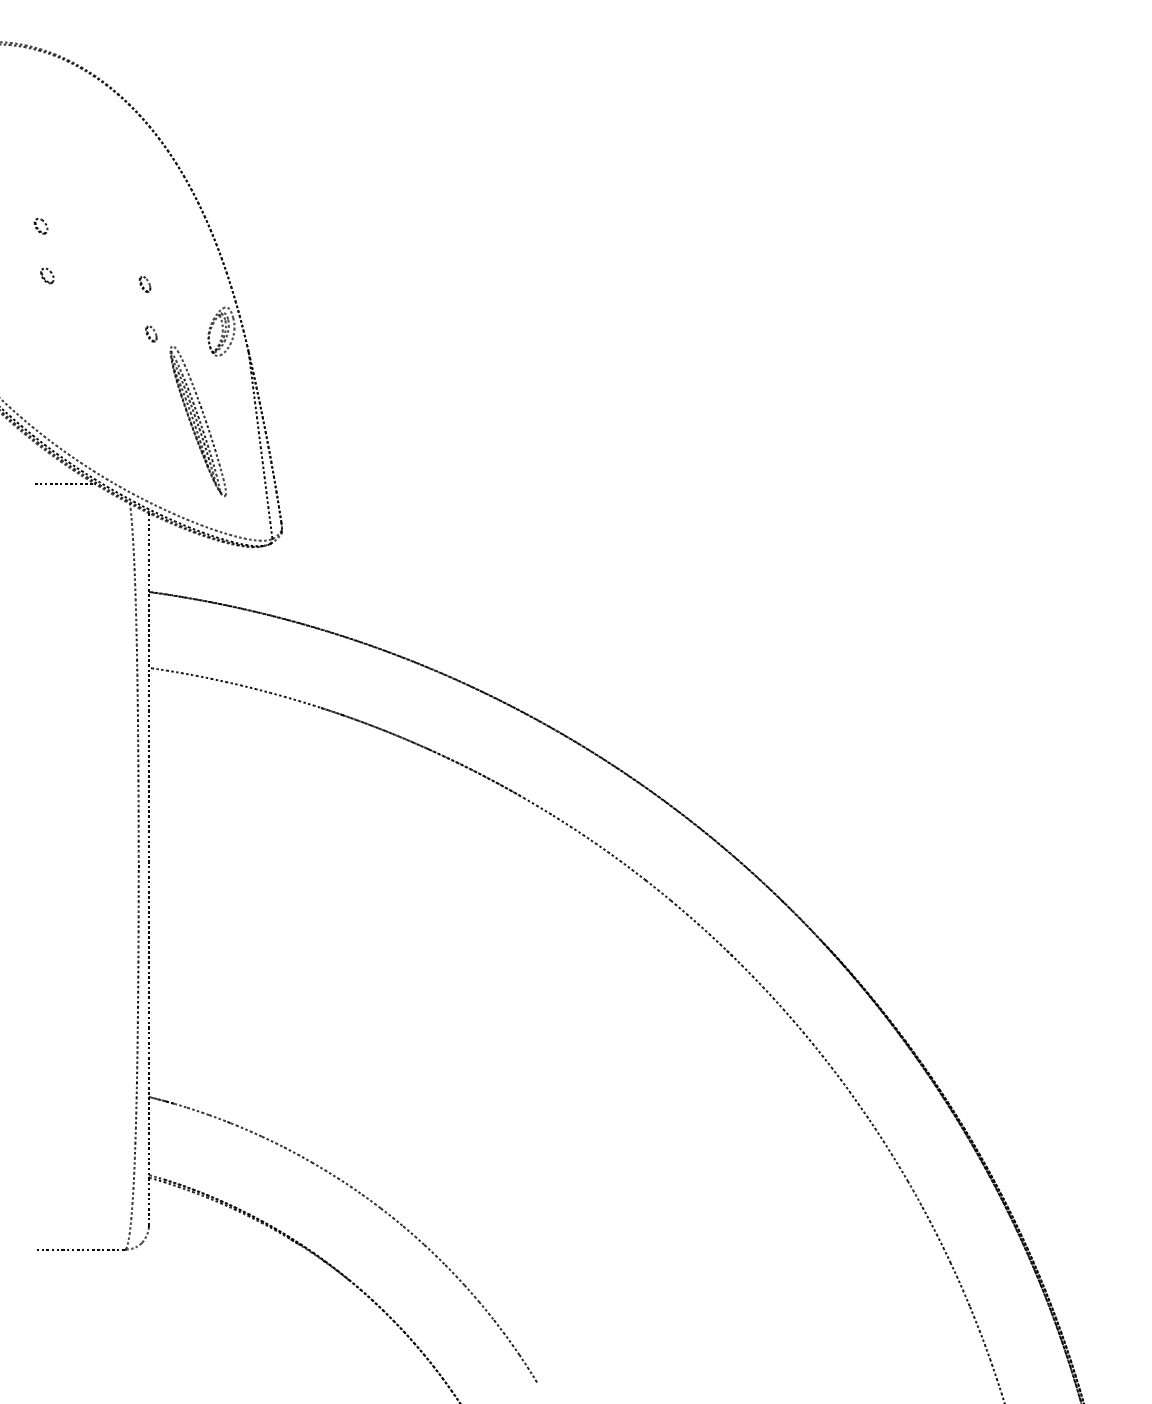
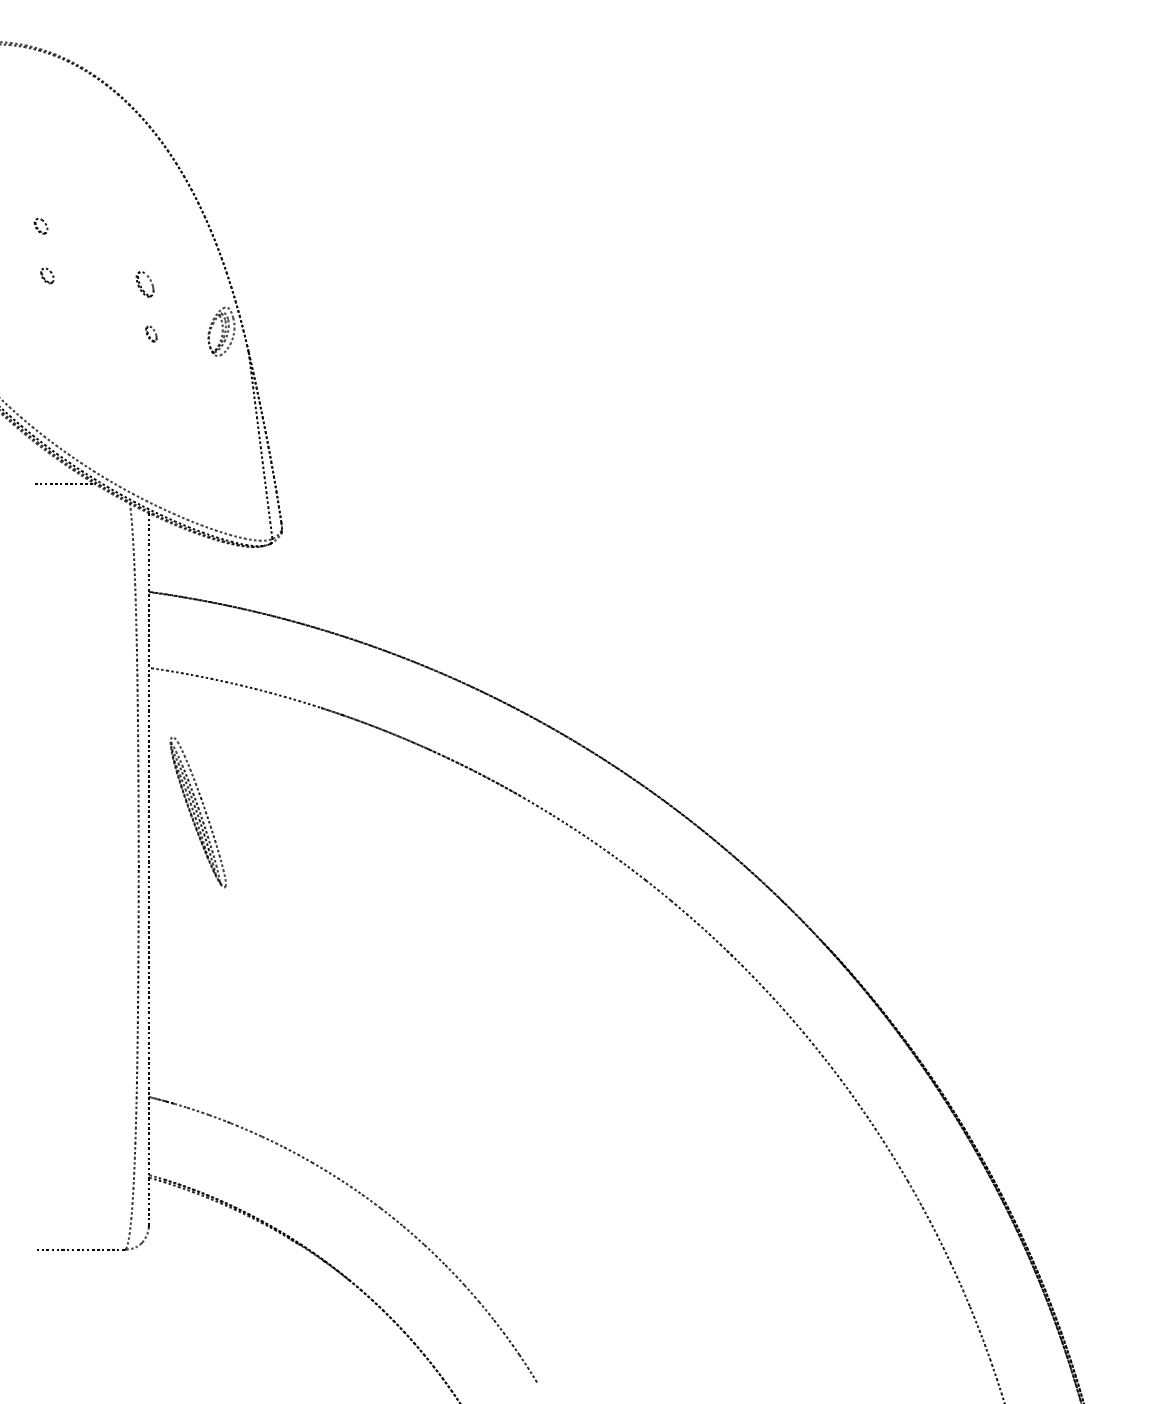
part size: 14x17 px -> 20x27 px (144, 284)
part position: (197, 421) -> (197, 812) (197, 812)
